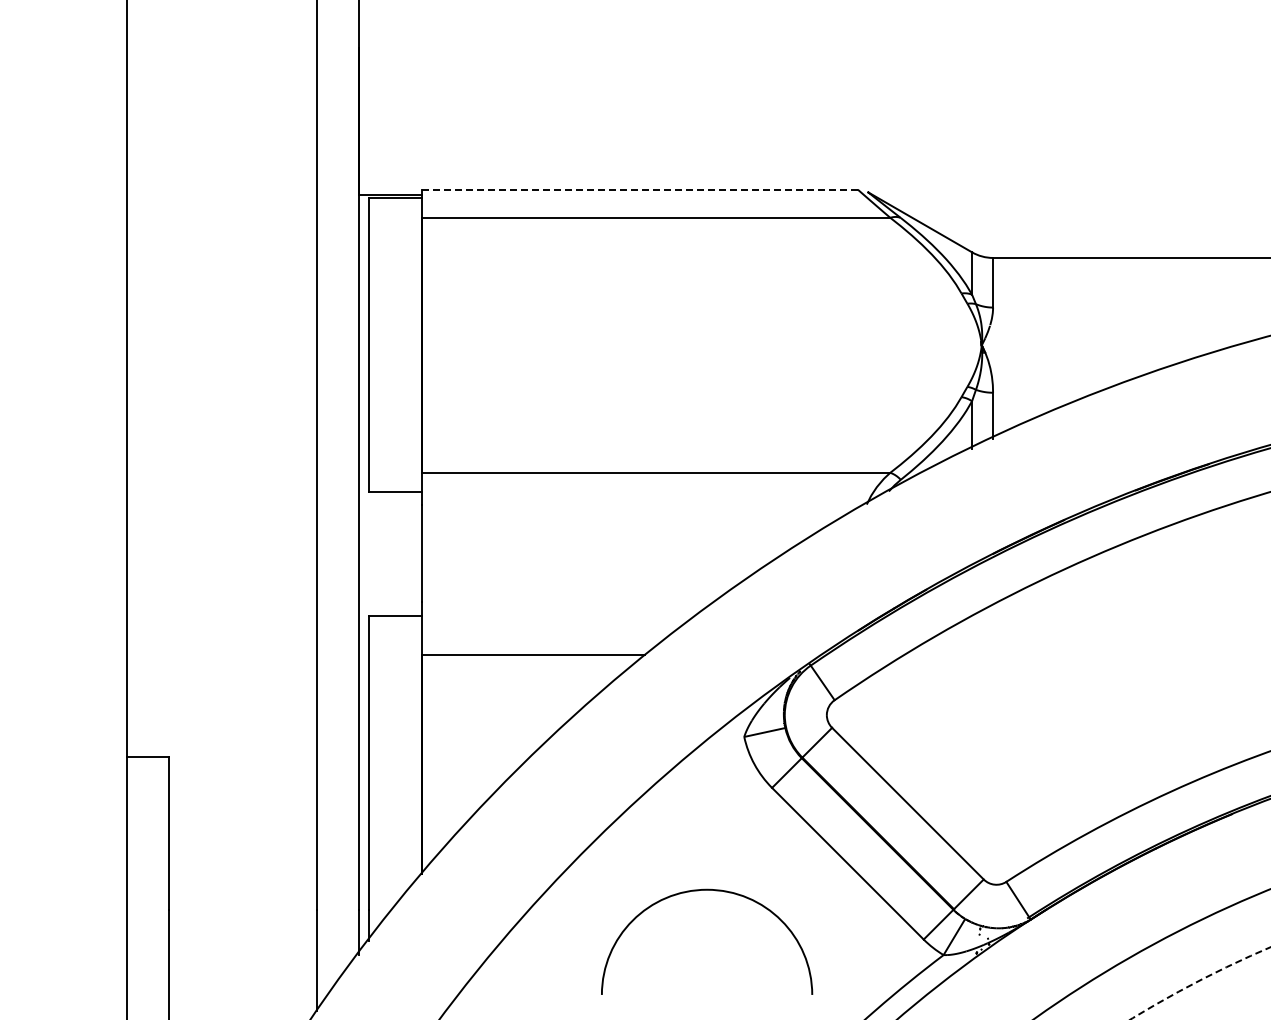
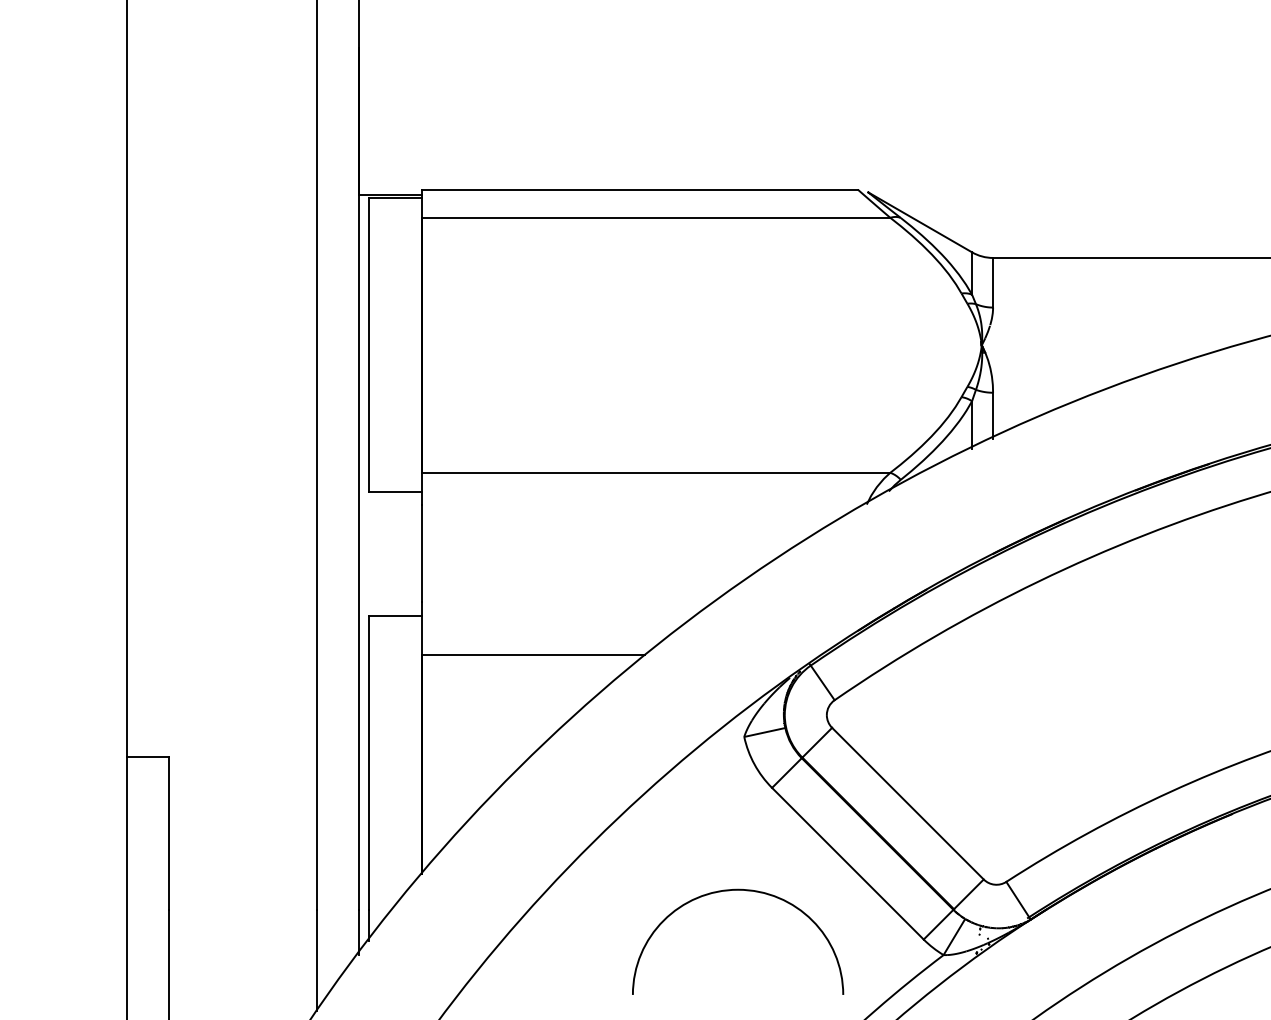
line: dashed -> solid (640, 189)
arc position: (715, 891) -> (746, 891) (746, 891)
arc: dashed -> solid (1199, 980)
